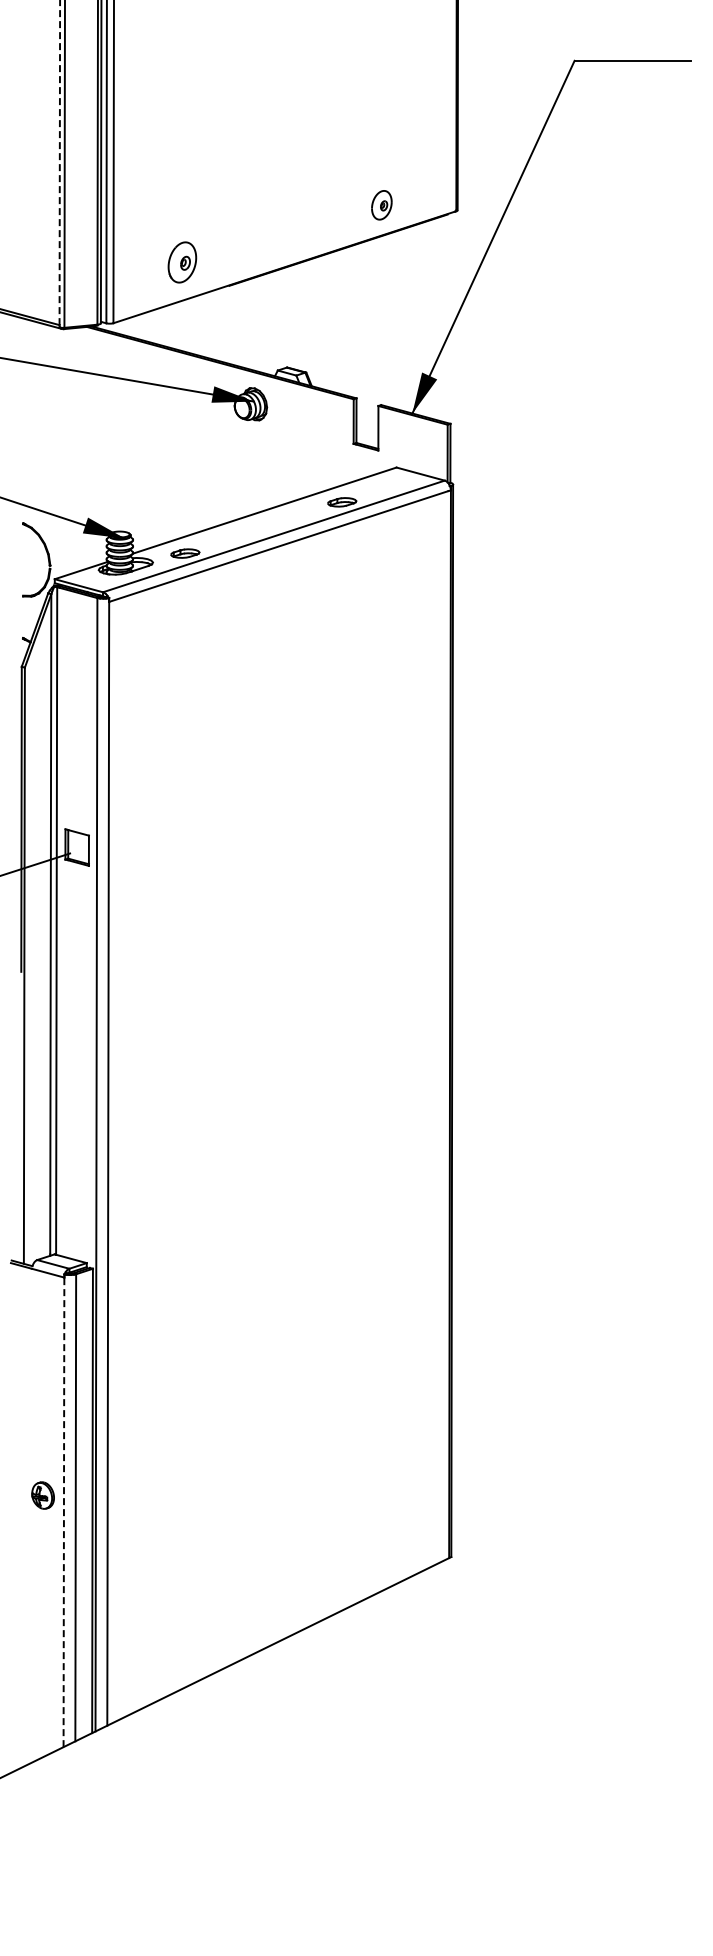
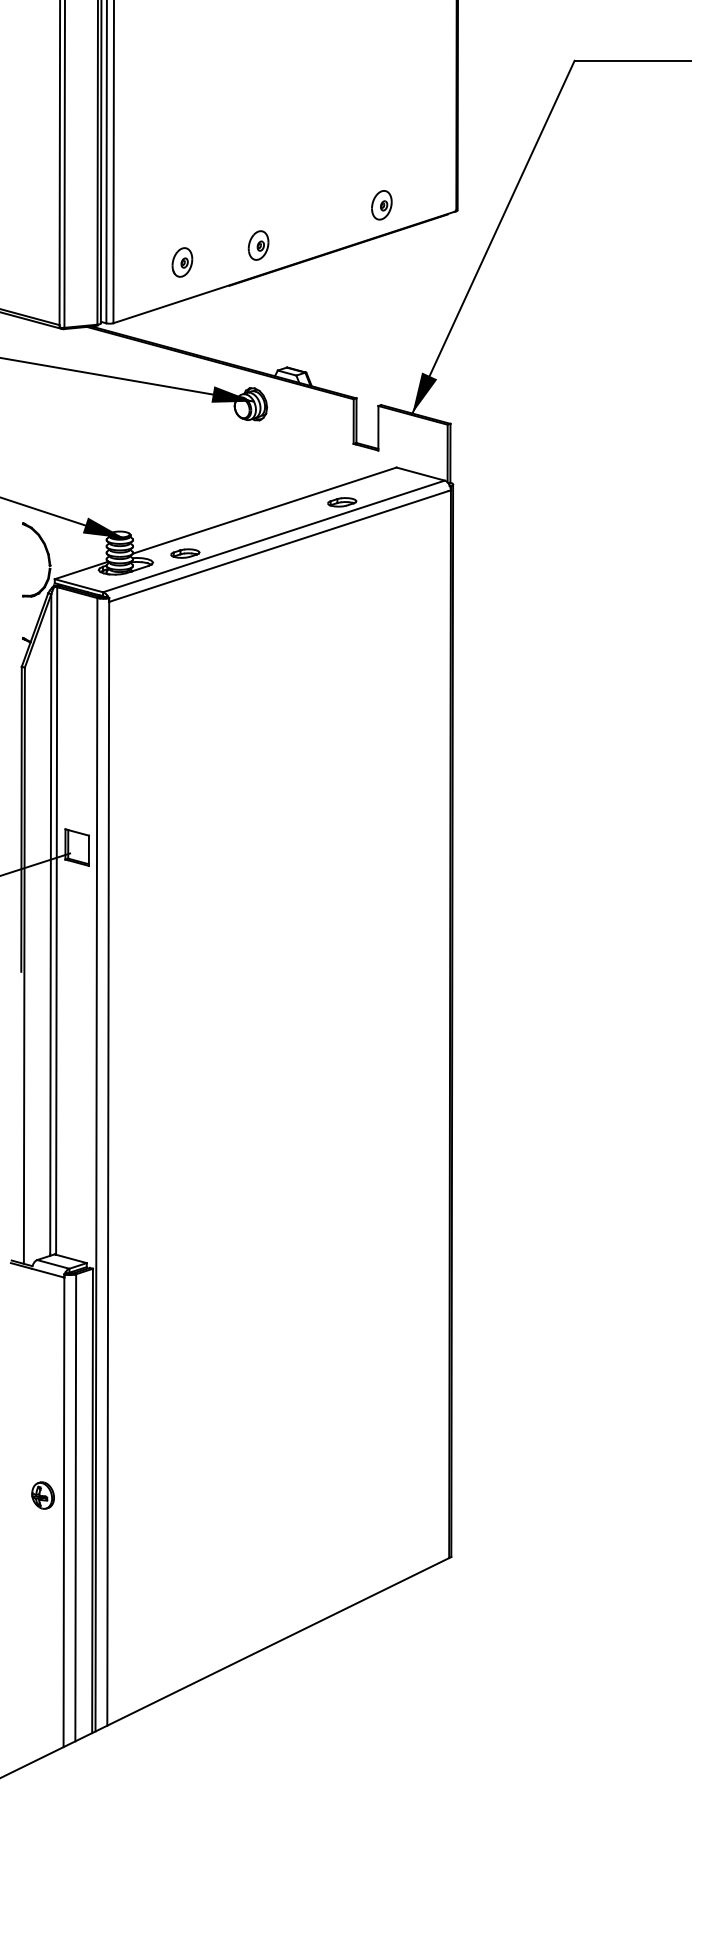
line: dashed -> solid (59, 162)
part: none -> present (258, 245)
part size: 31x43 px -> 23x31 px (182, 262)
line: dashed -> solid (63, 1512)
